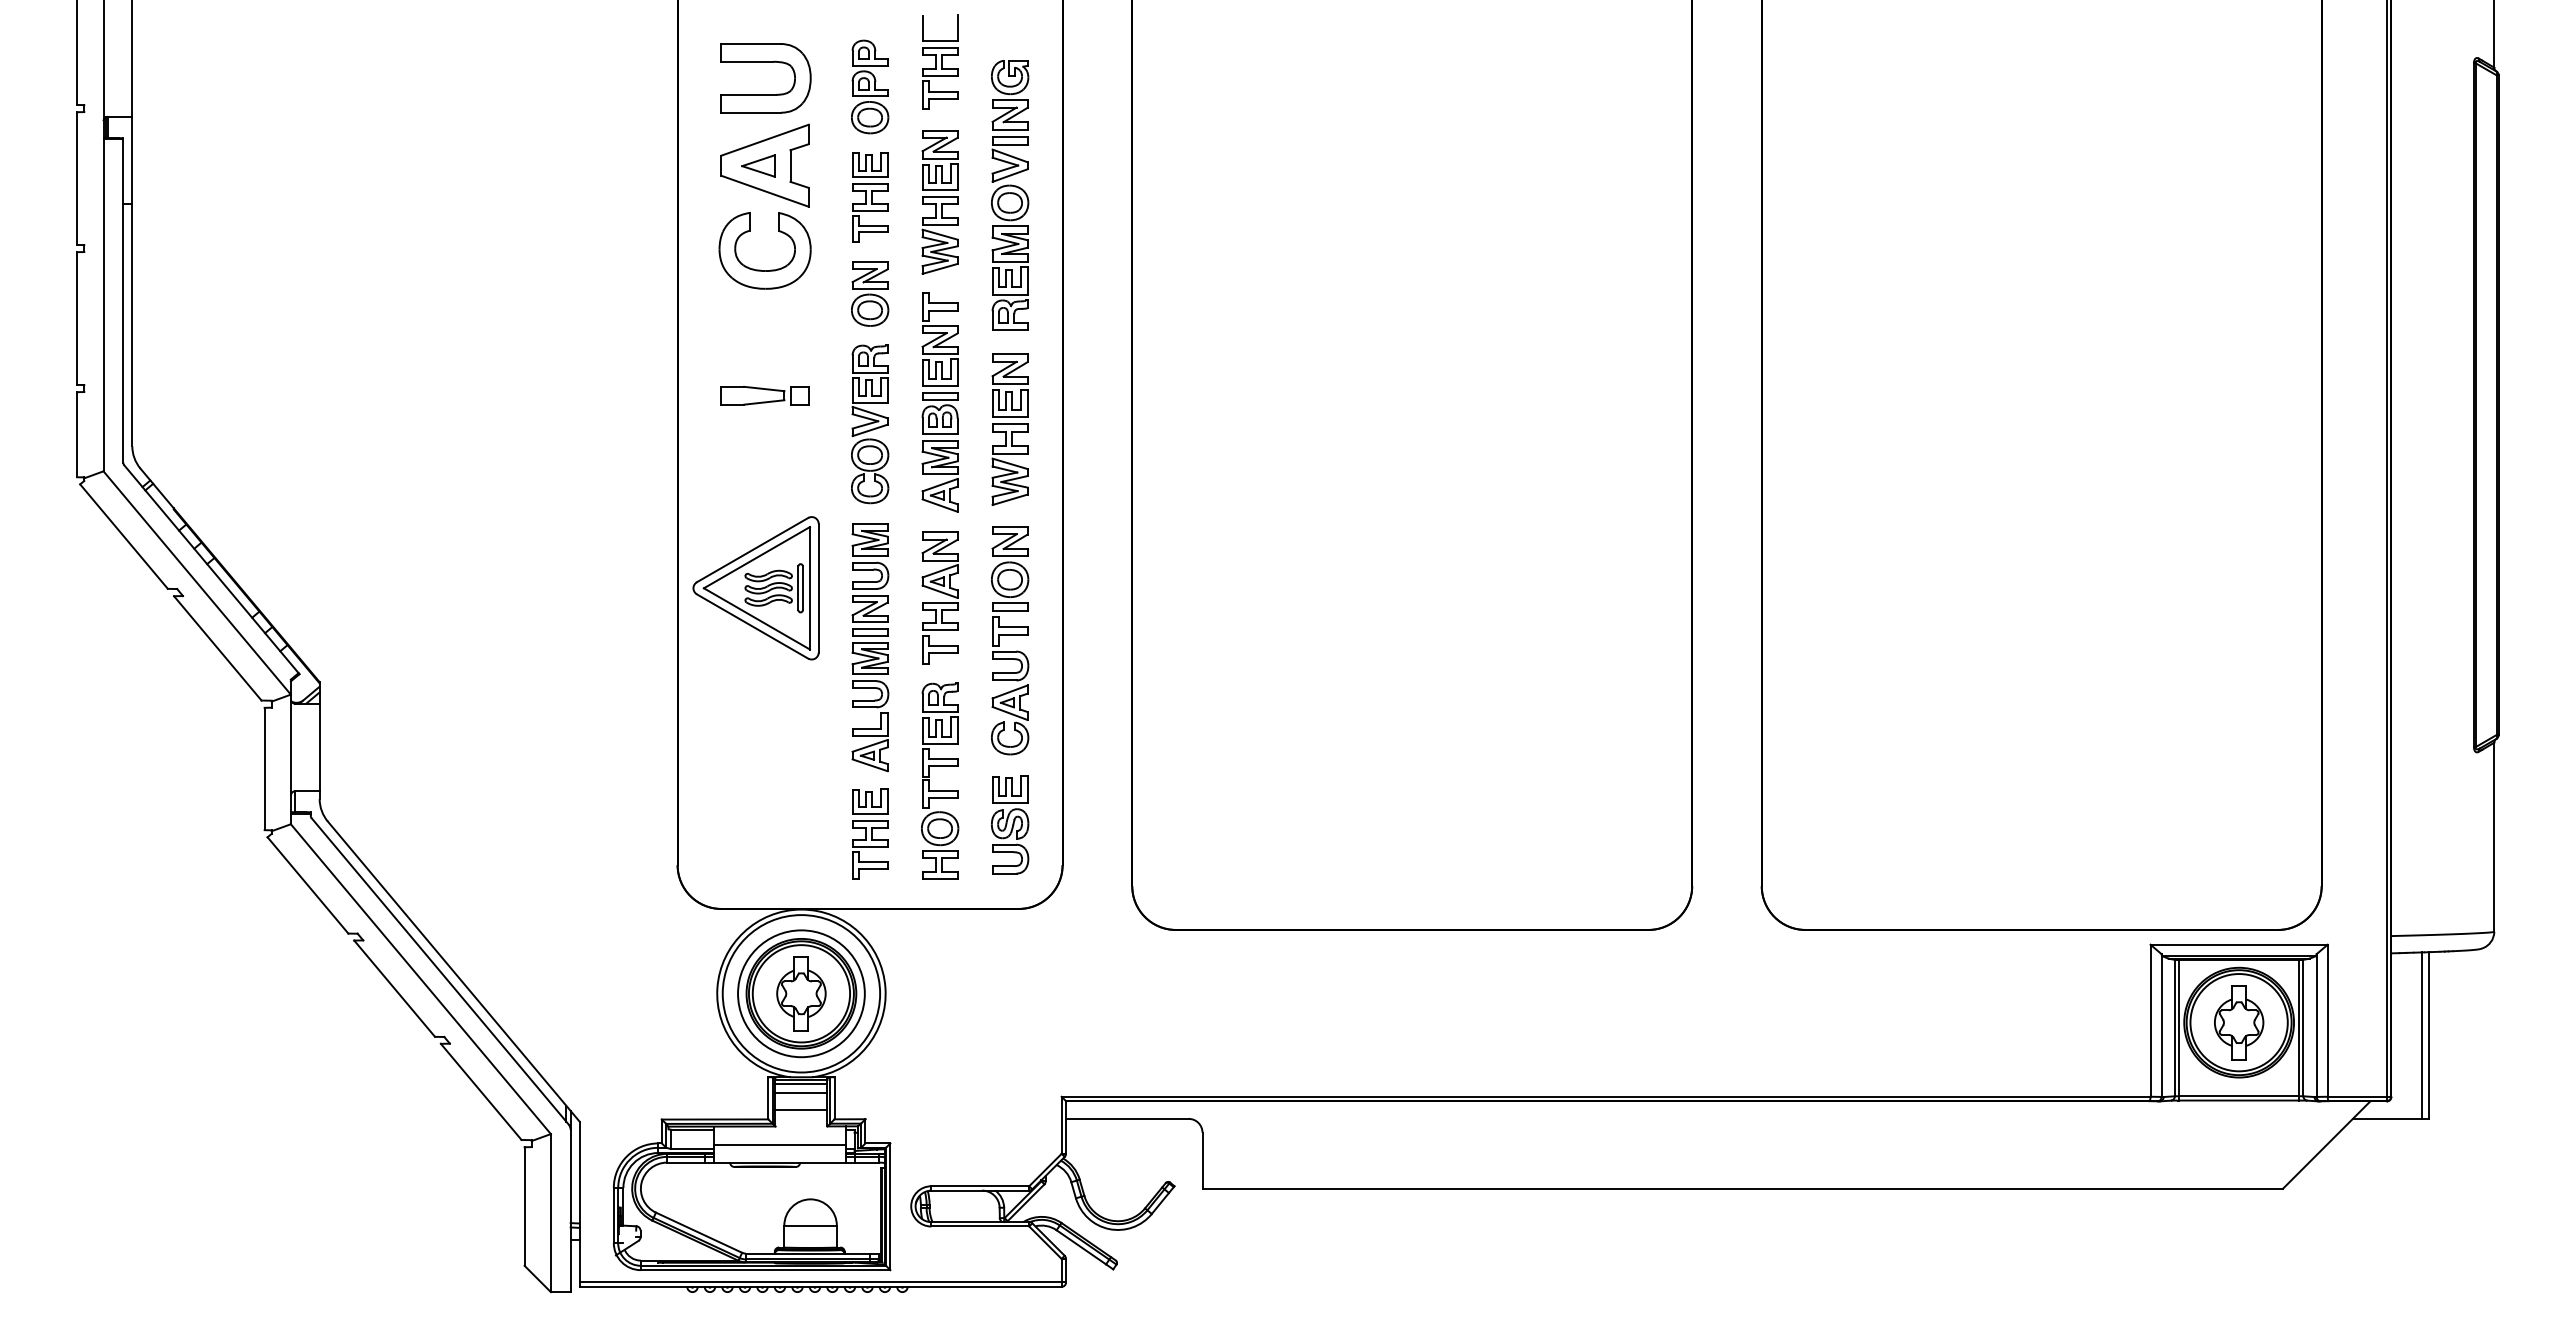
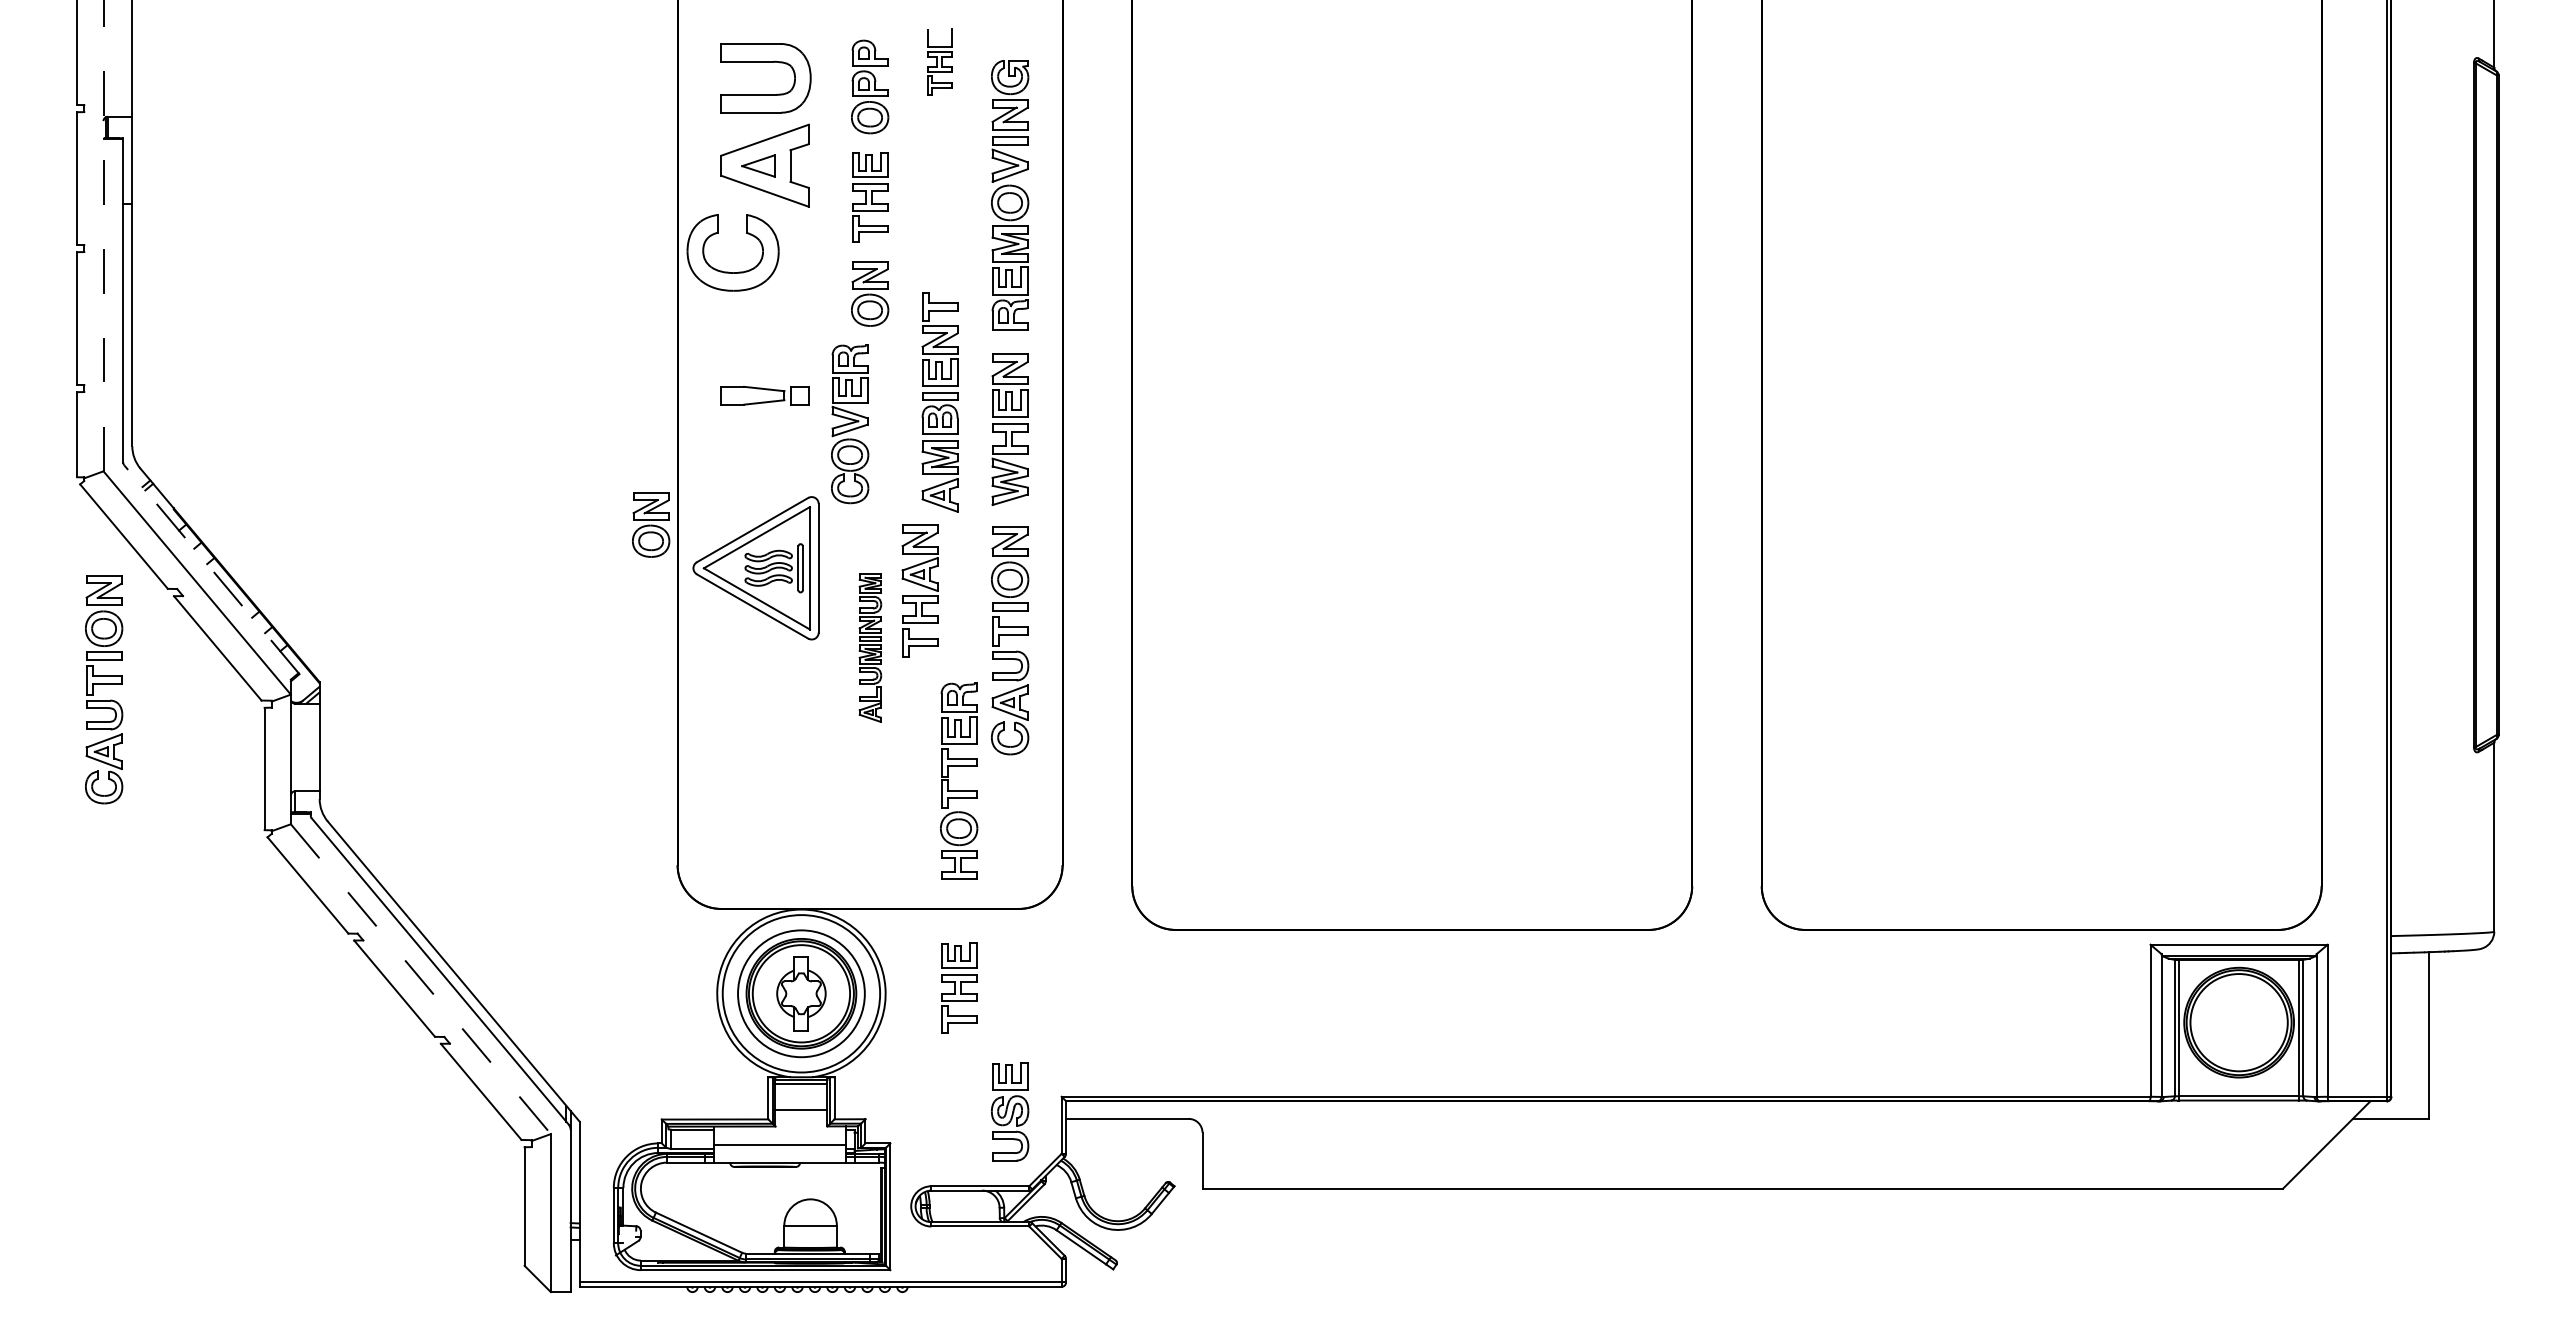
part size: 37x96 px -> 26x68 px (939, 61)
part: present -> none (939, 202)
line: solid -> dashed (103, 235)
part position: (760, 269) -> (728, 271) (728, 271)
part position: (870, 424) -> (850, 424) (850, 424)
part: none -> present (651, 524)
line: solid -> dashed (211, 569)
part position: (755, 588) -> (755, 568) (755, 568)
part position: (939, 597) -> (919, 590) (919, 590)
part size: 39x250 px -> 25x150 px (870, 647)
part: none -> present (104, 689)
part position: (940, 790) -> (959, 790) (959, 790)
part position: (1010, 824) -> (1010, 1111) (1010, 1111)
part position: (870, 833) -> (959, 987) (959, 987)
line: solid -> dashed (421, 979)
part: present -> none (2239, 1022)
line: present -> none (2422, 1035)
line: present -> none (801, 1092)
